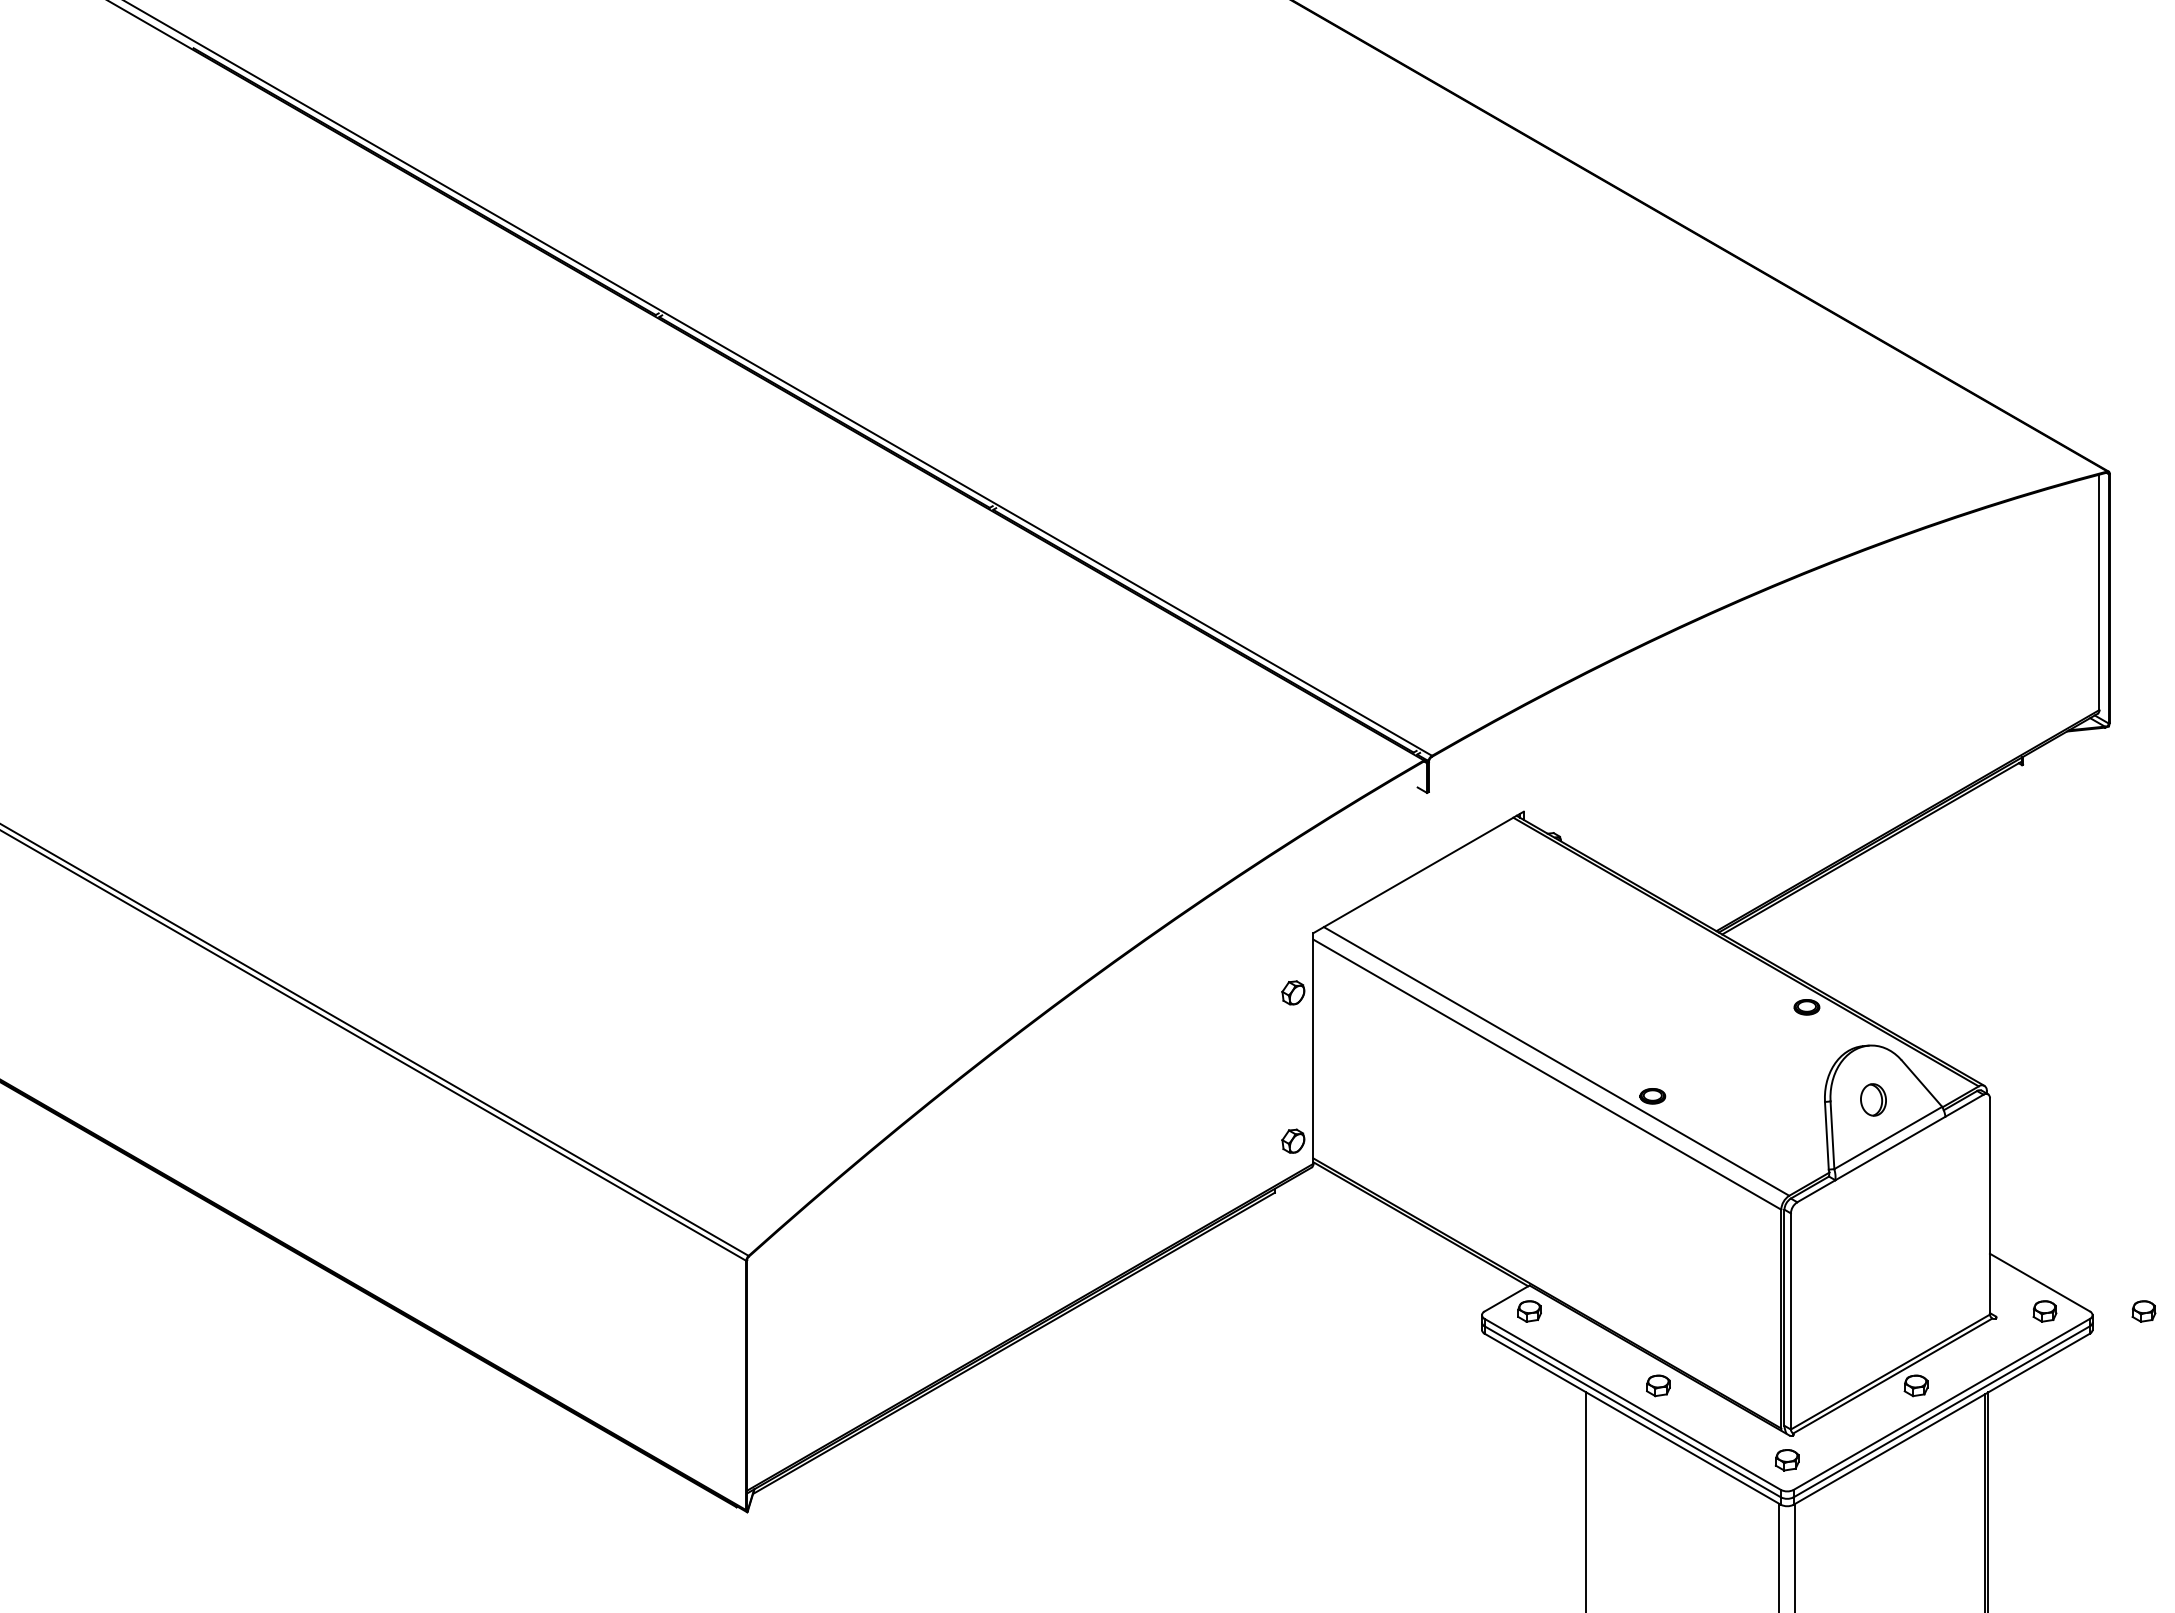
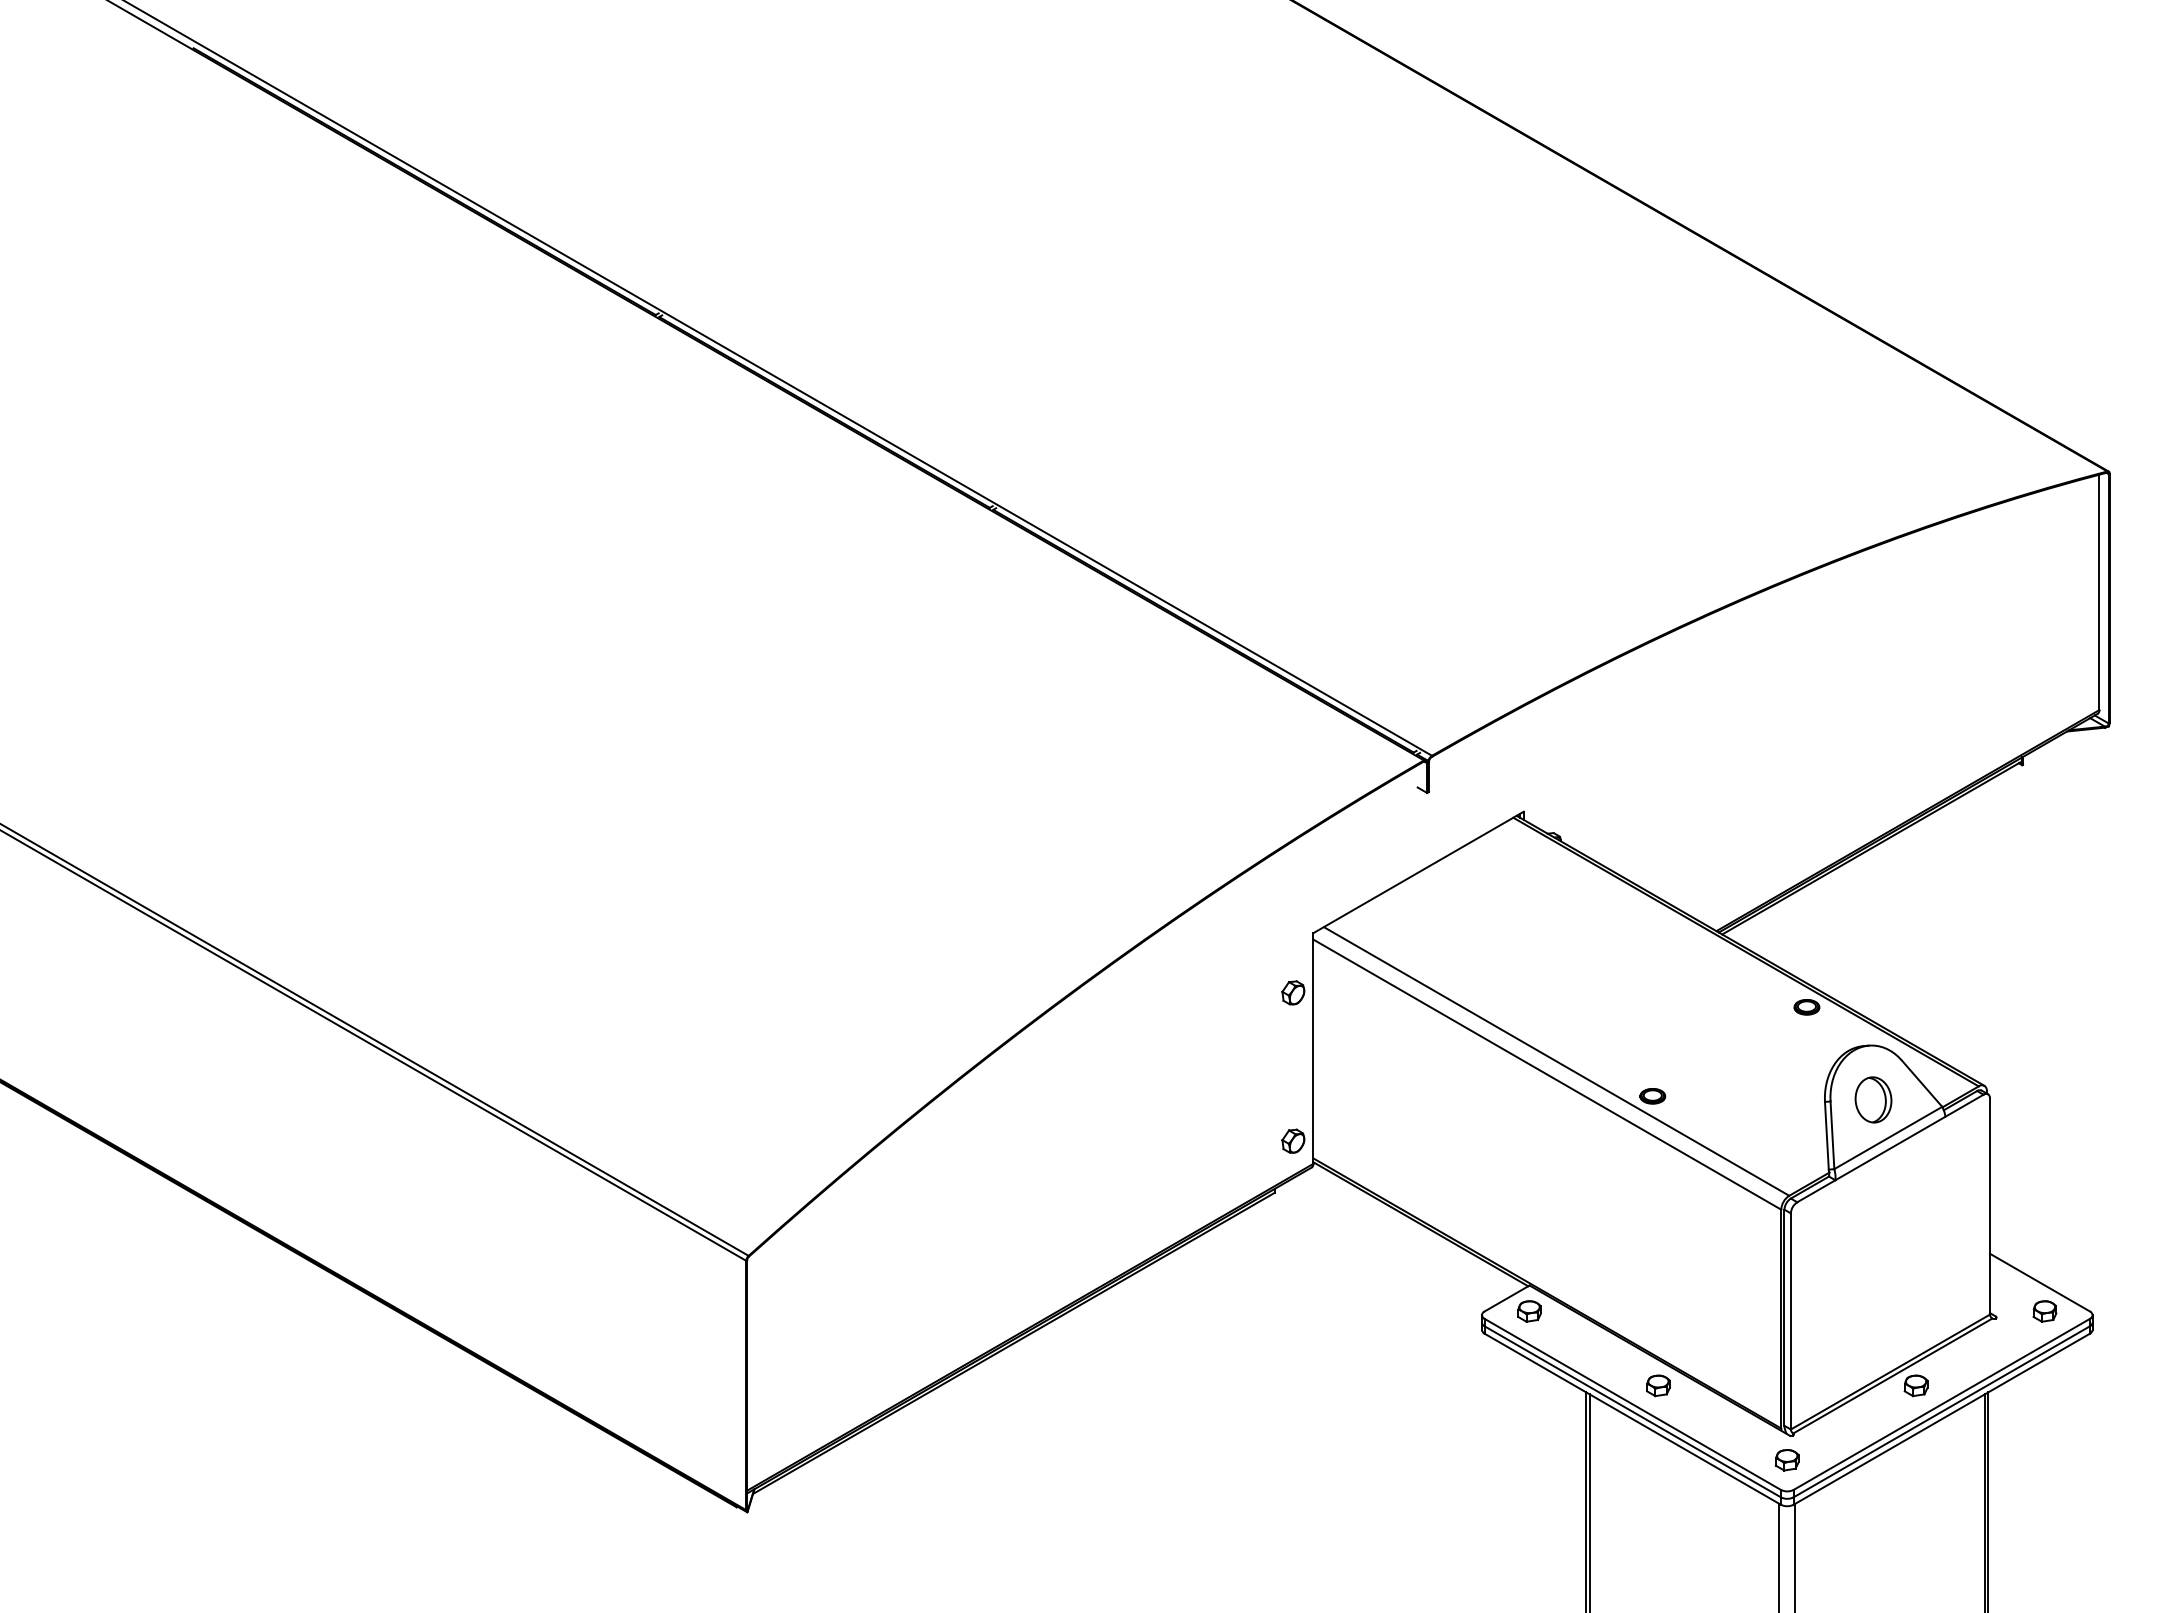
part size: 27x34 px -> 39x48 px (1873, 1099)
part: present -> none (2143, 1311)
line: none -> present (1589, 1501)
